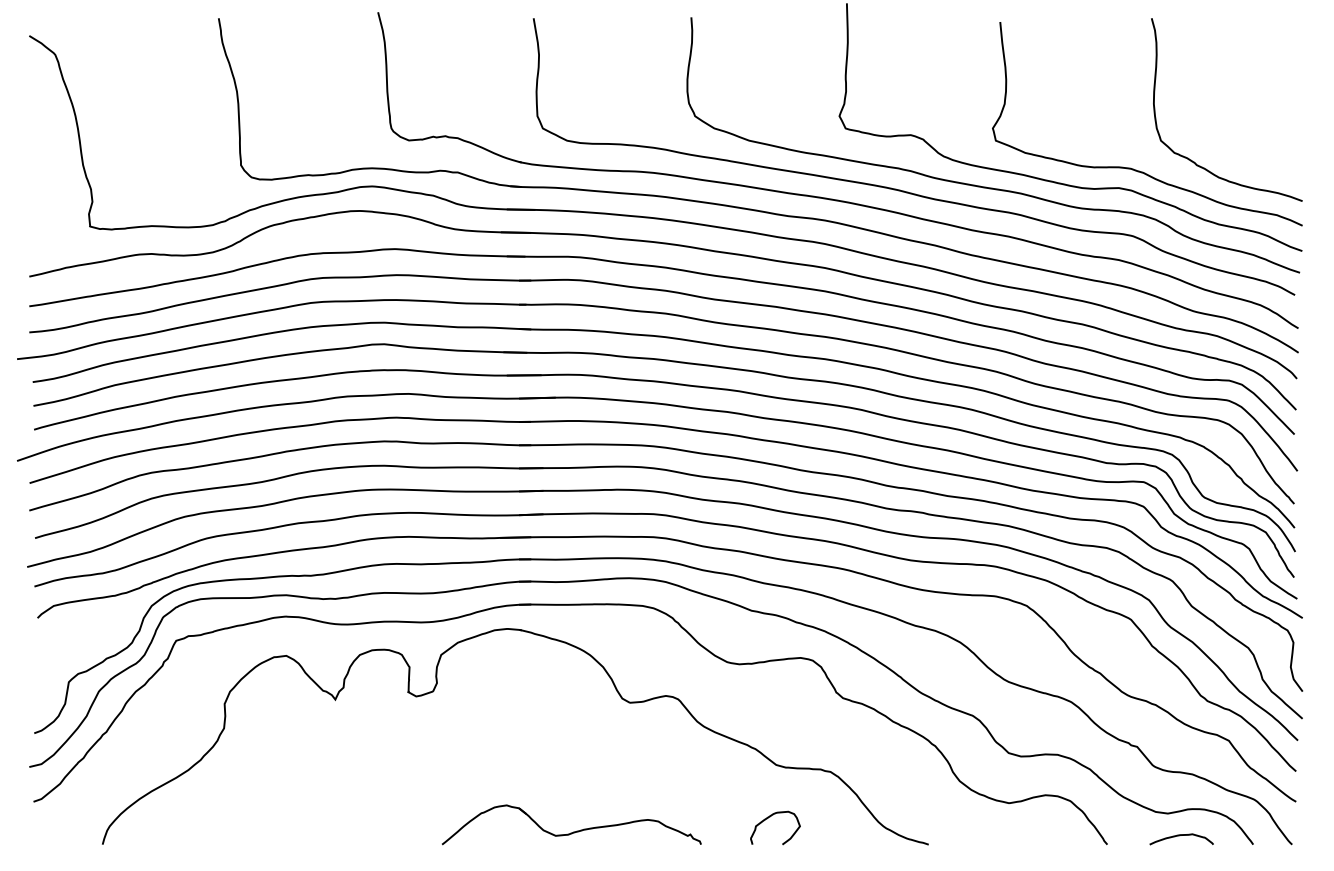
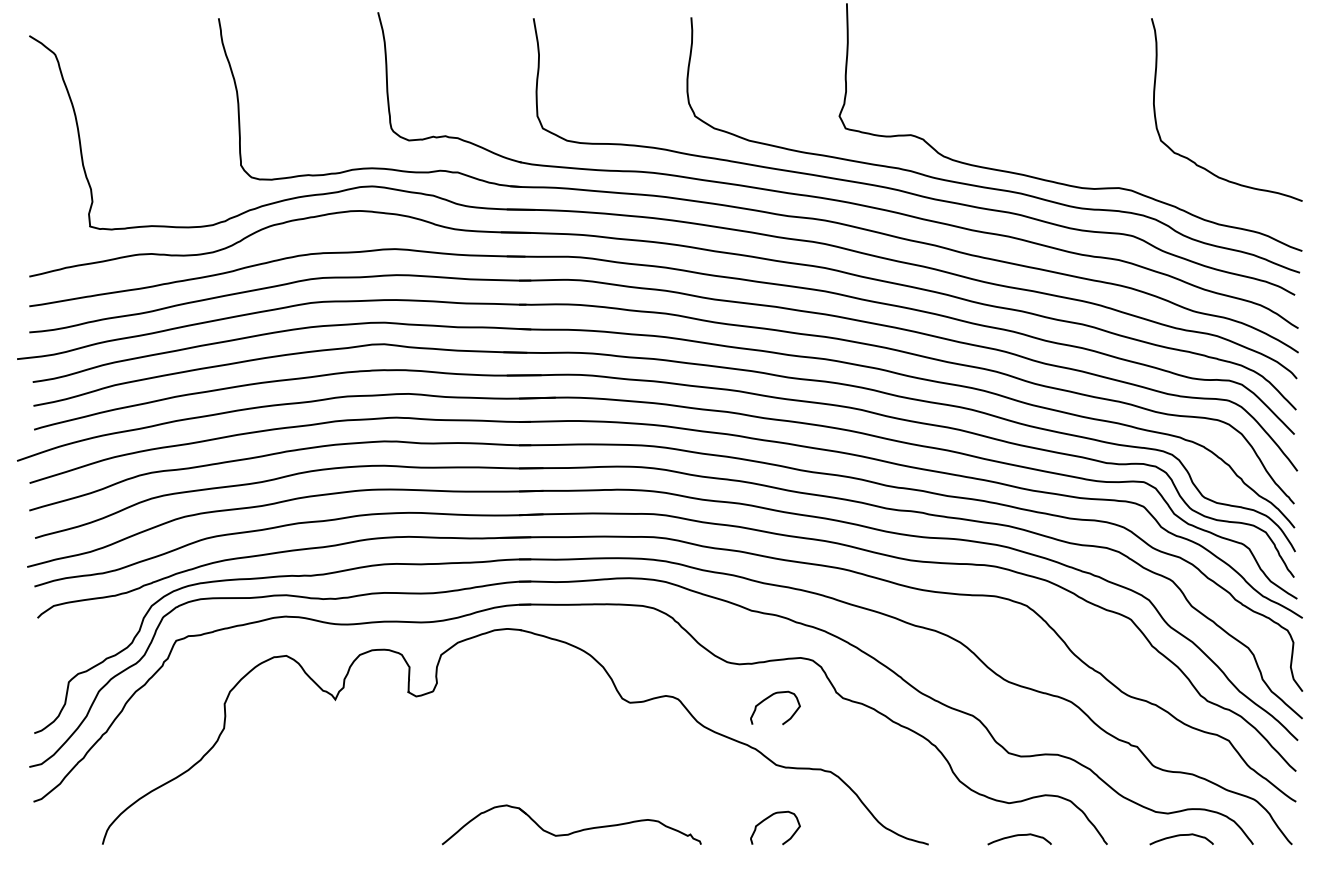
curve: present -> none (1133, 168)
curve: none -> present (770, 697)
curve: none -> present (1017, 836)
